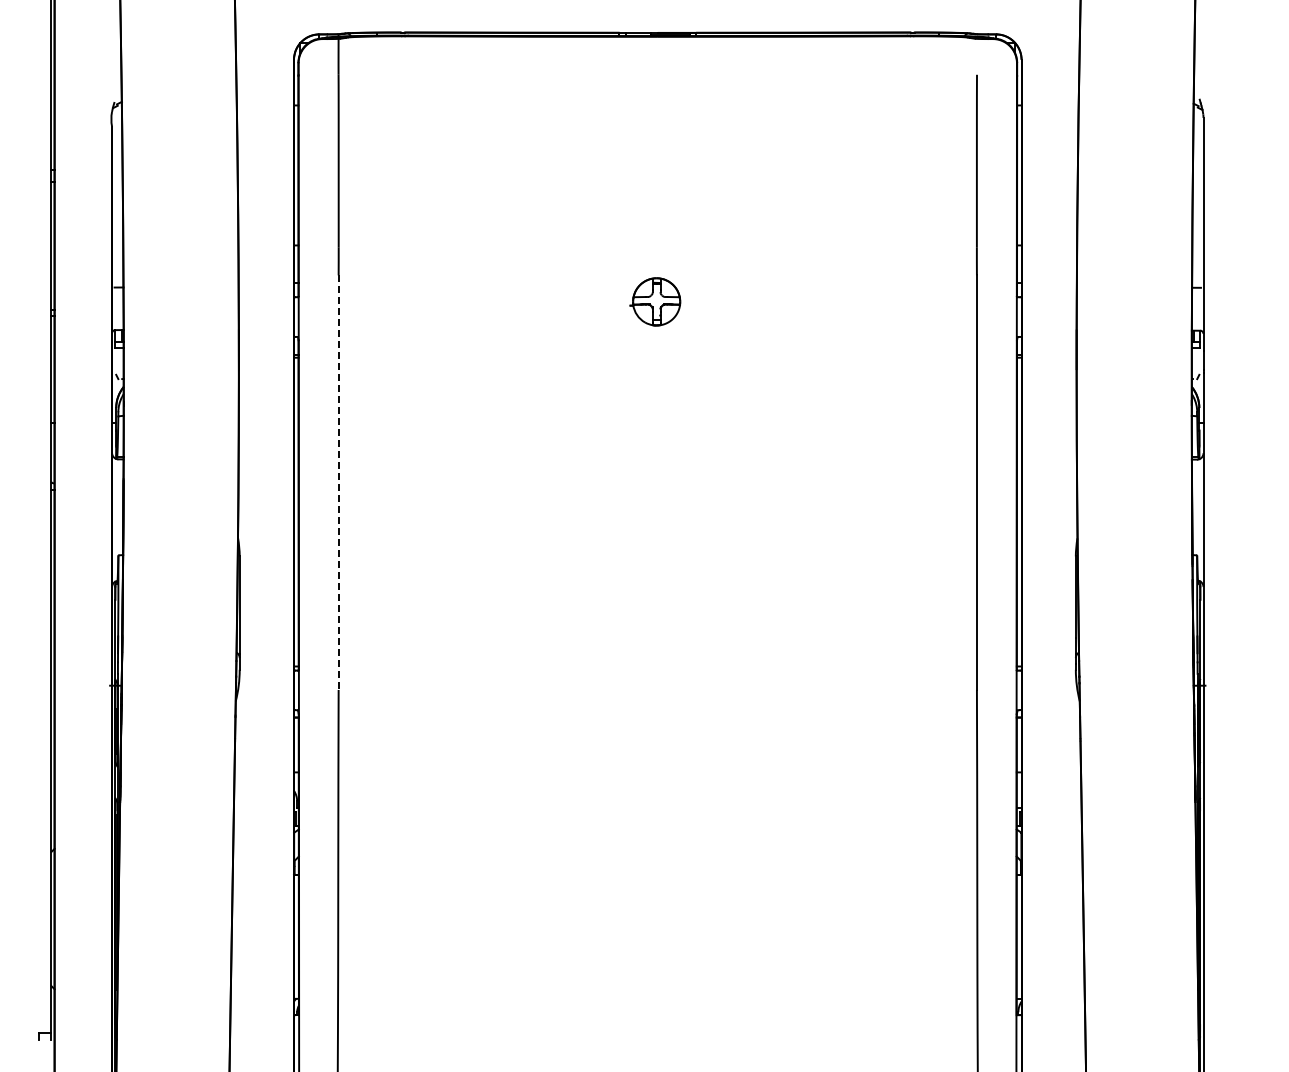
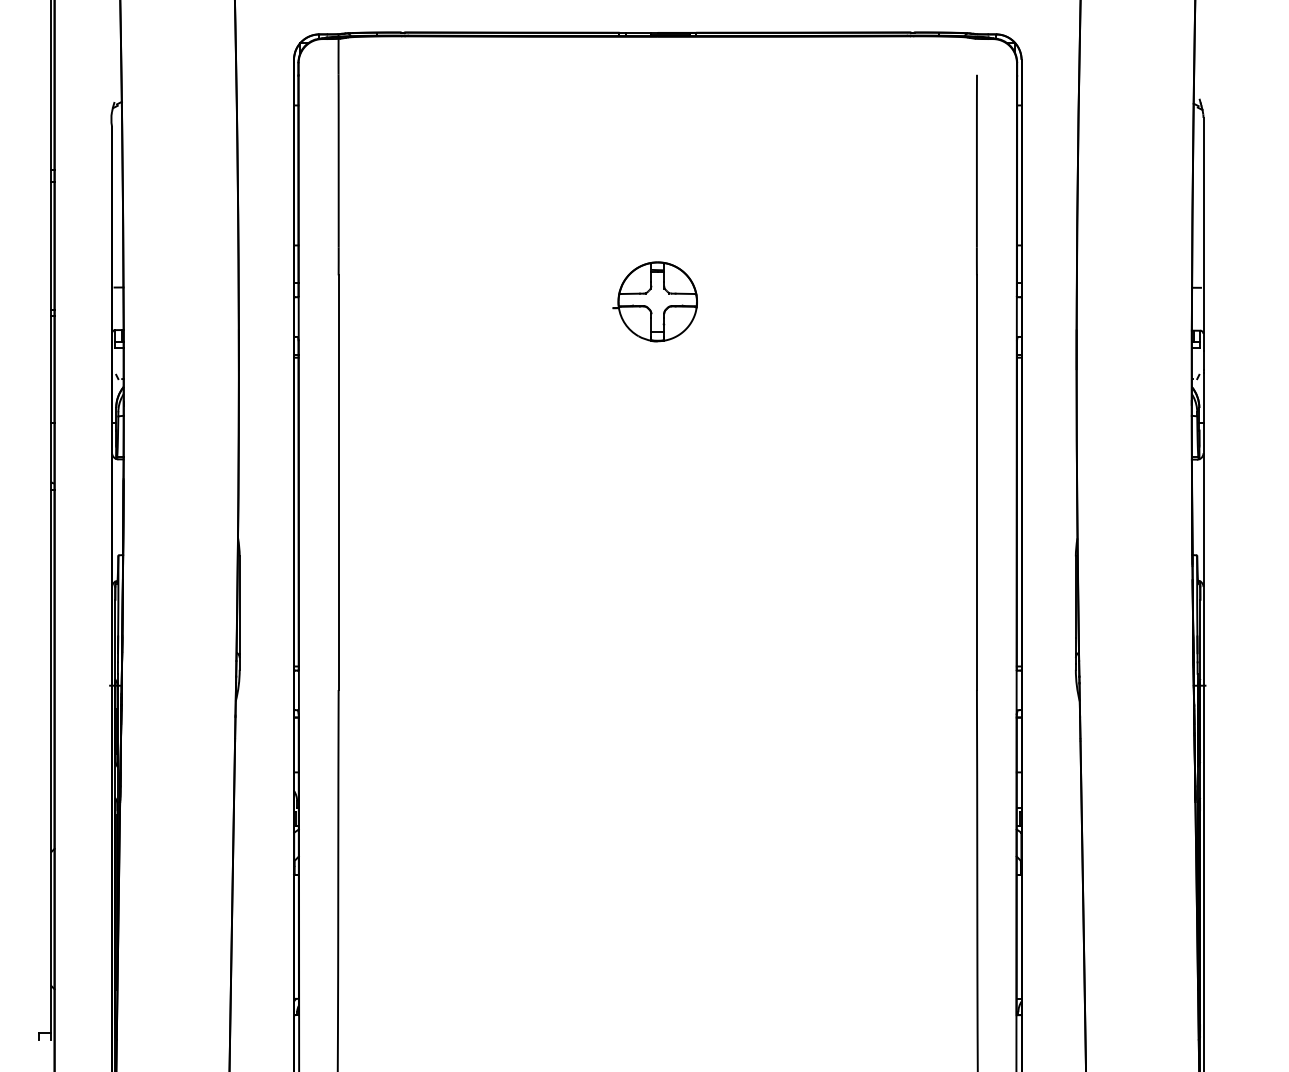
part size: 53x50 px -> 86x82 px (654, 301)
line: dashed -> solid (338, 483)
